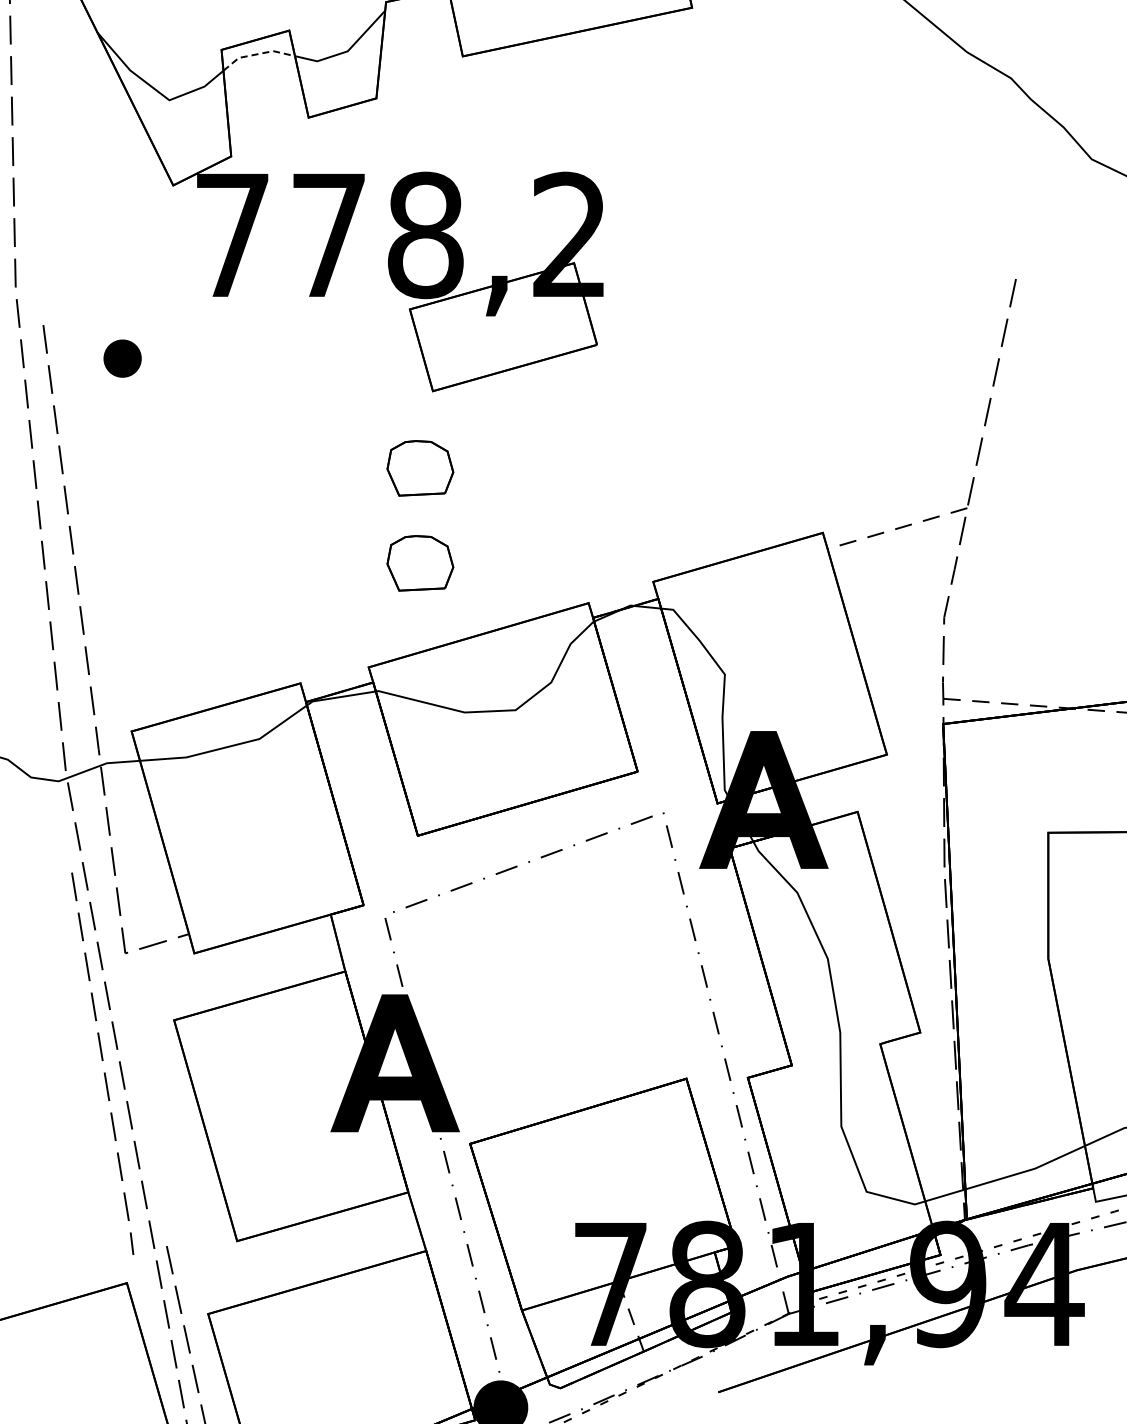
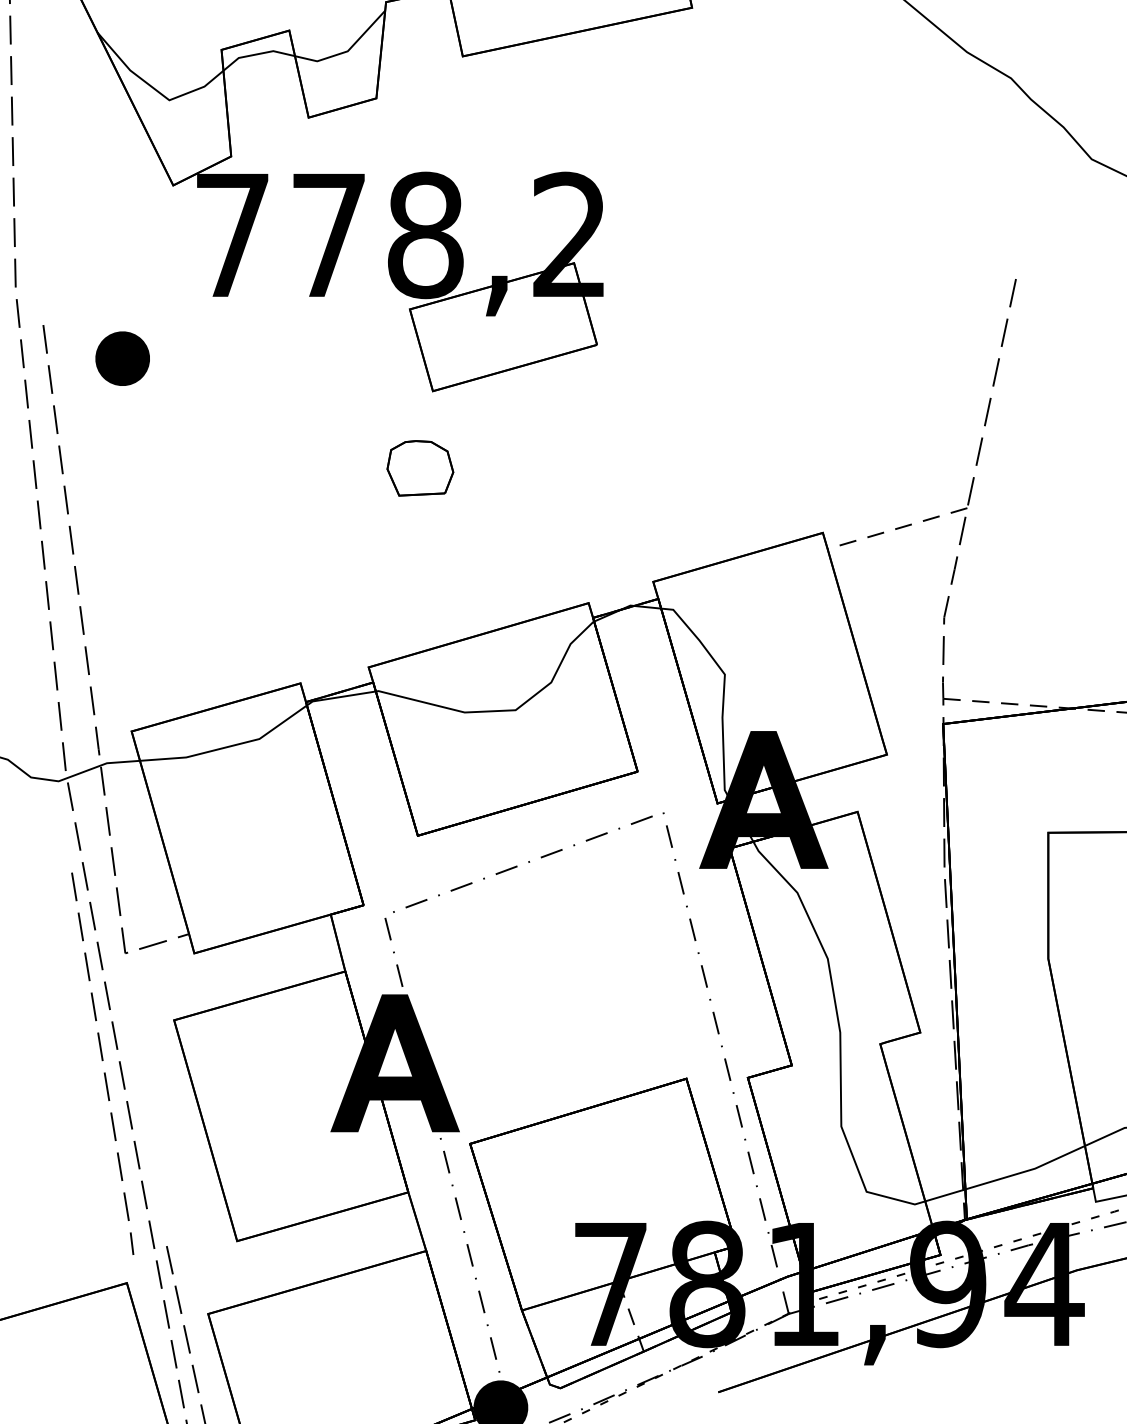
line: dashed -> solid (257, 54)
part size: 39x39 px -> 55x55 px (122, 358)
part: present -> none (420, 563)
